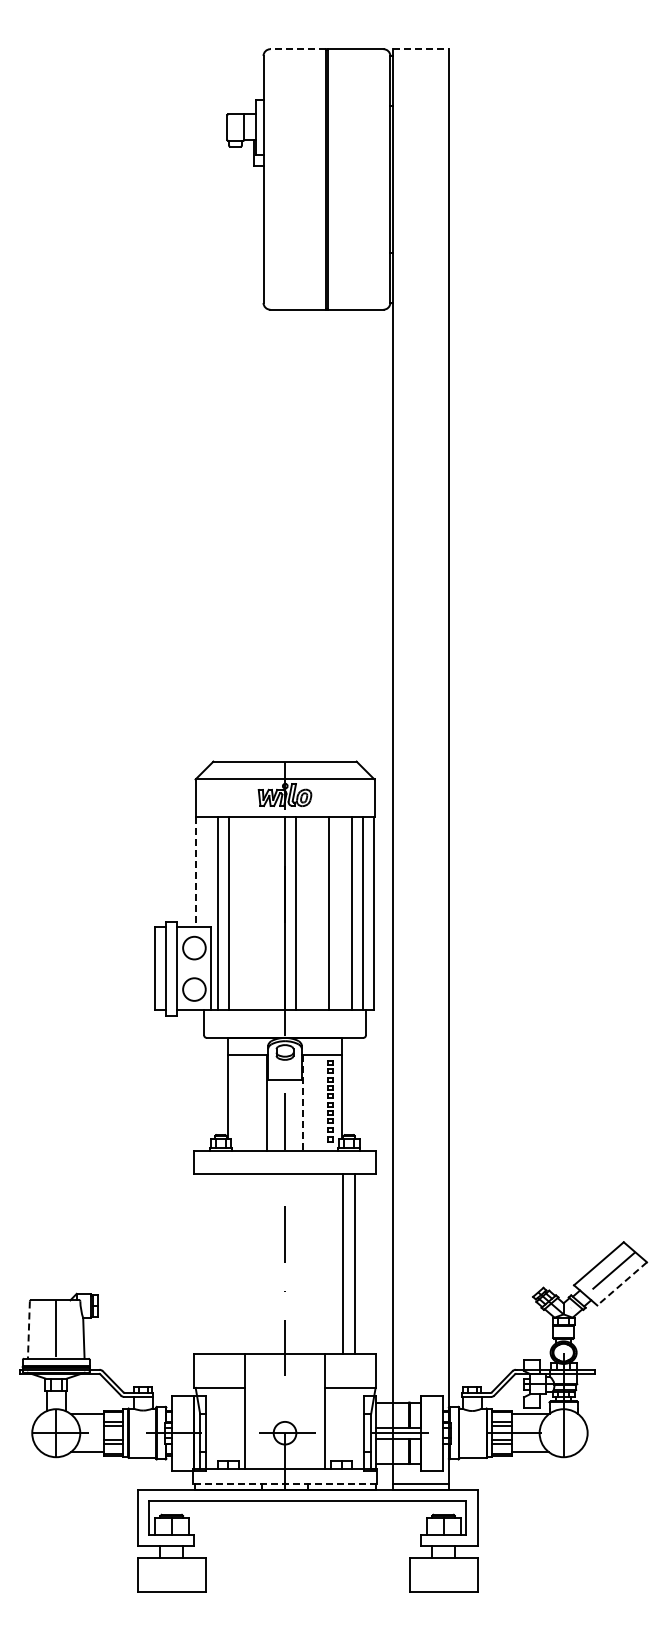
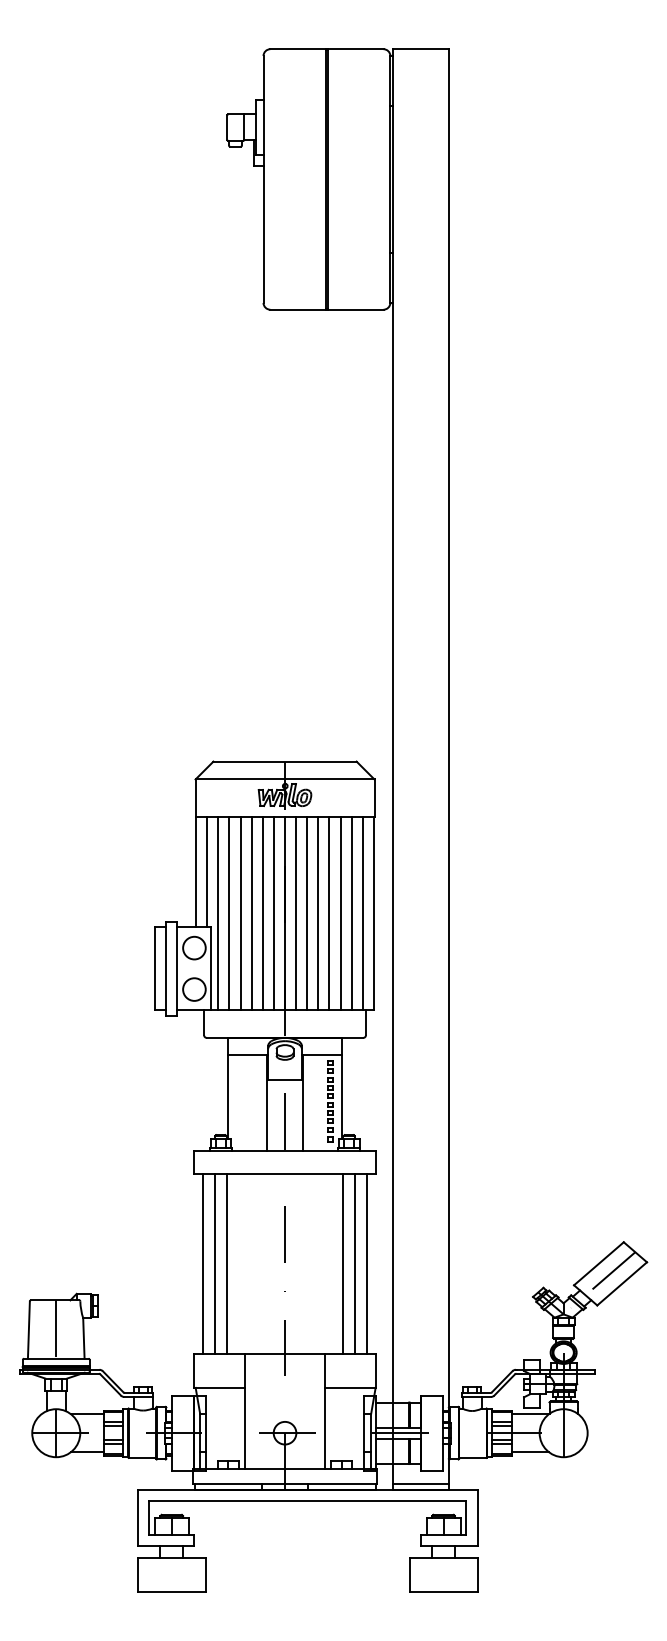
line: dashed -> solid (298, 49)
line: dashed -> solid (421, 49)
line: none -> present (207, 871)
line: dashed -> solid (196, 872)
line: none -> present (240, 913)
line: none -> present (251, 913)
line: none -> present (262, 913)
line: none -> present (273, 913)
line: none -> present (307, 913)
line: none -> present (318, 913)
line: none -> present (340, 913)
line: dashed -> solid (303, 1103)
line: none -> present (202, 1263)
line: none -> present (215, 1263)
line: none -> present (226, 1263)
line: none -> present (367, 1263)
line: dashed -> solid (622, 1283)
line: dashed -> solid (28, 1330)
line: dashed -> solid (285, 1484)
